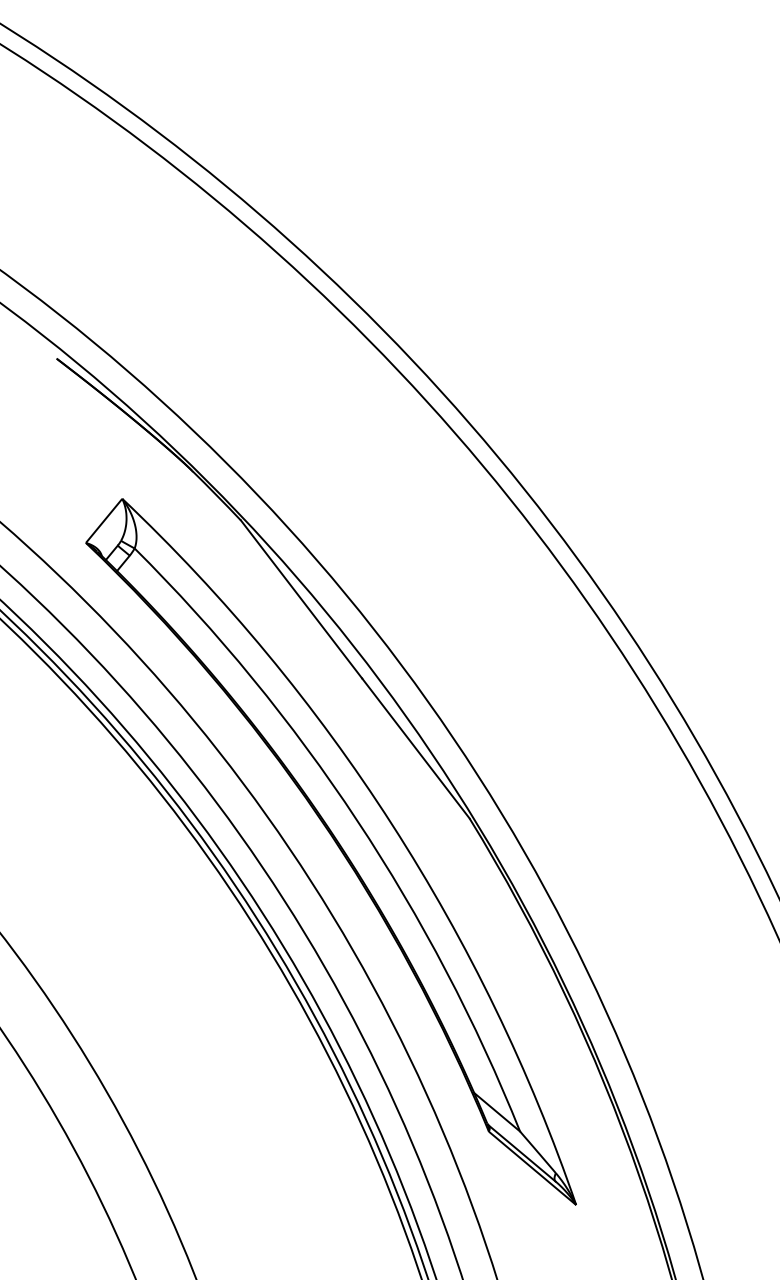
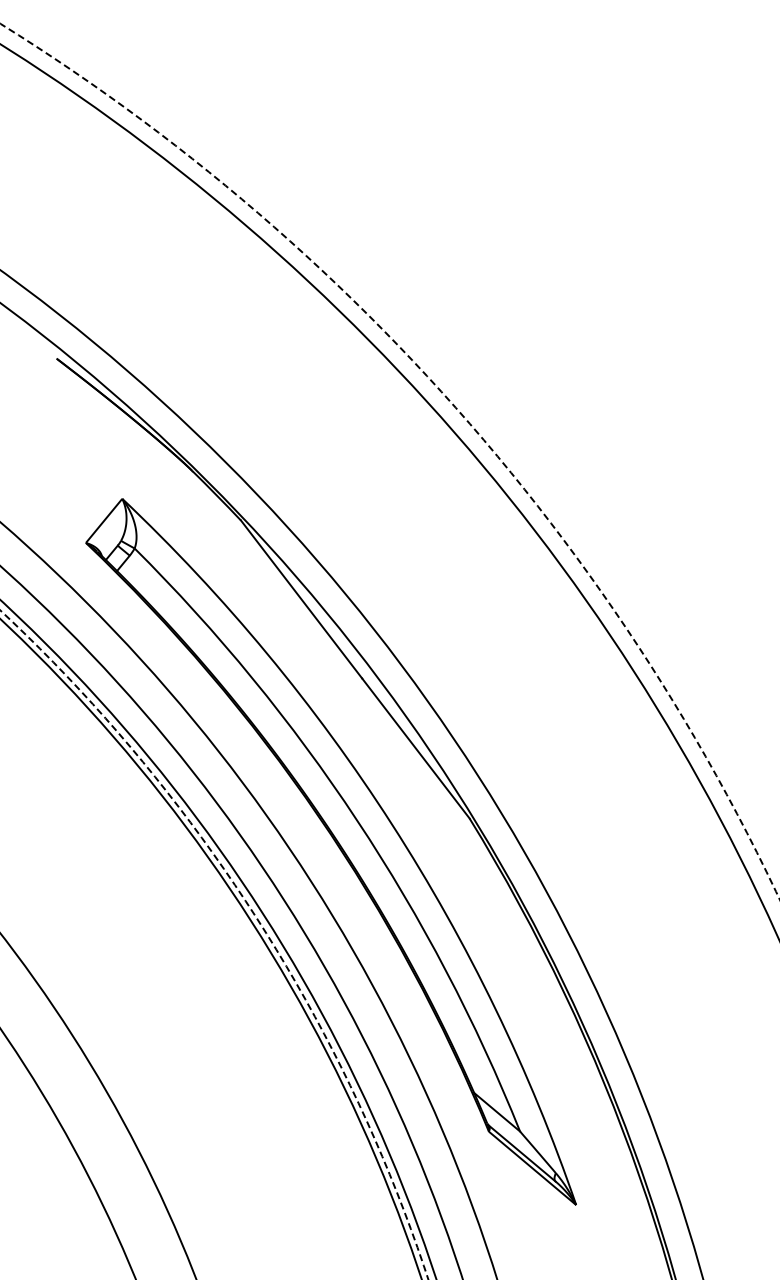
arc: solid -> dashed (454, 405)
circle: solid -> dashed (214, 944)
